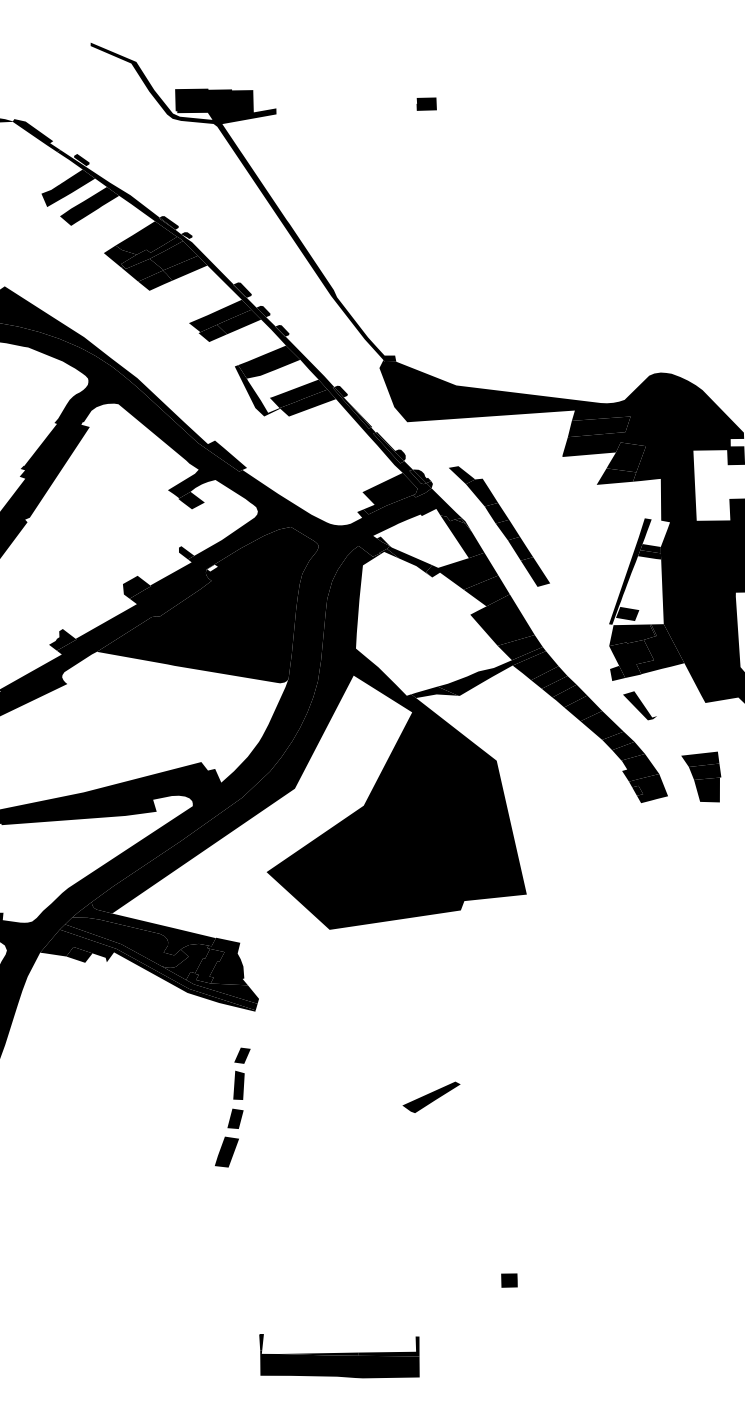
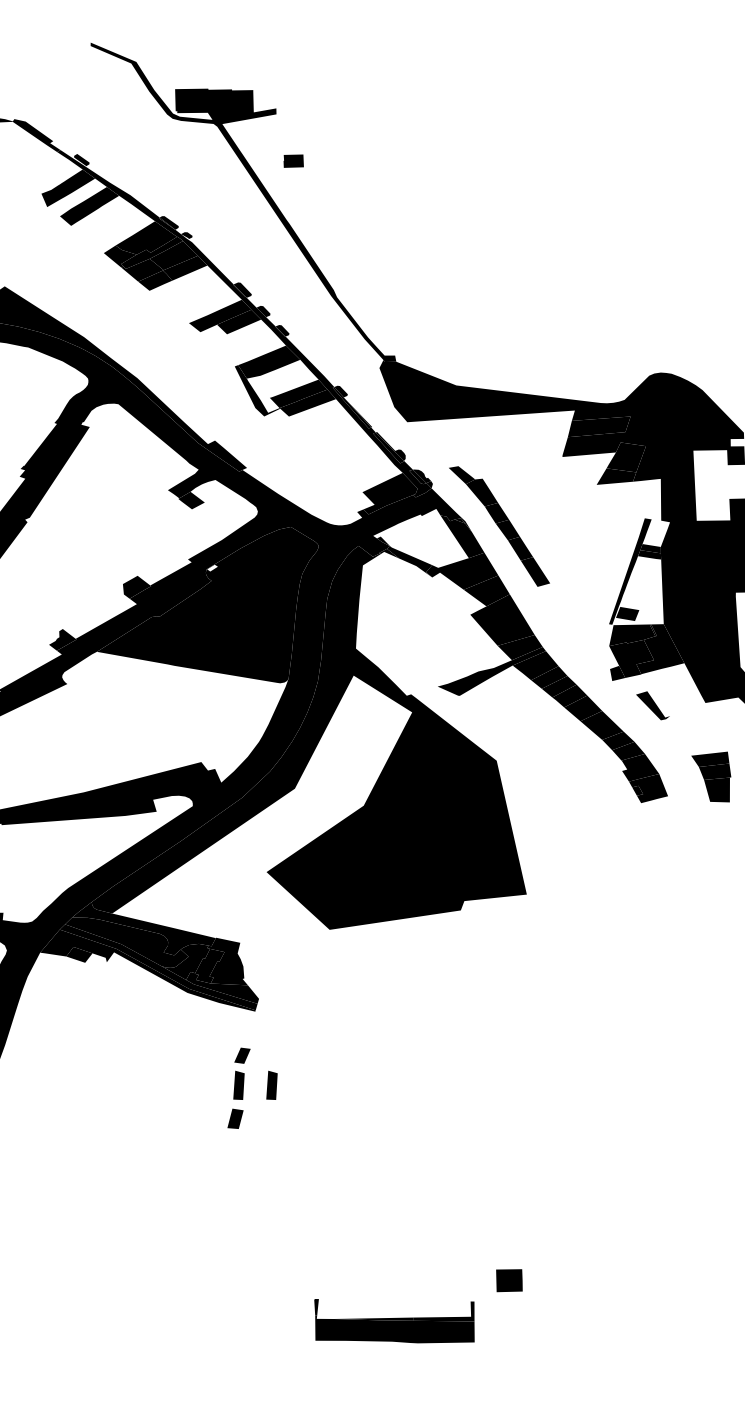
part position: (426, 103) -> (293, 160) (293, 160)
fill: present -> none (212, 333)
fill: present -> none (186, 552)
fill: present -> none (434, 692)
part position: (639, 705) -> (652, 705) (652, 705)
part position: (701, 776) -> (711, 776) (711, 776)
part: none -> present (271, 1084)
part: present -> none (431, 1096)
fill: present -> none (226, 1151)
part size: 17x15 px -> 27x24 px (509, 1280)
part position: (339, 1356) -> (394, 1321) (394, 1321)
